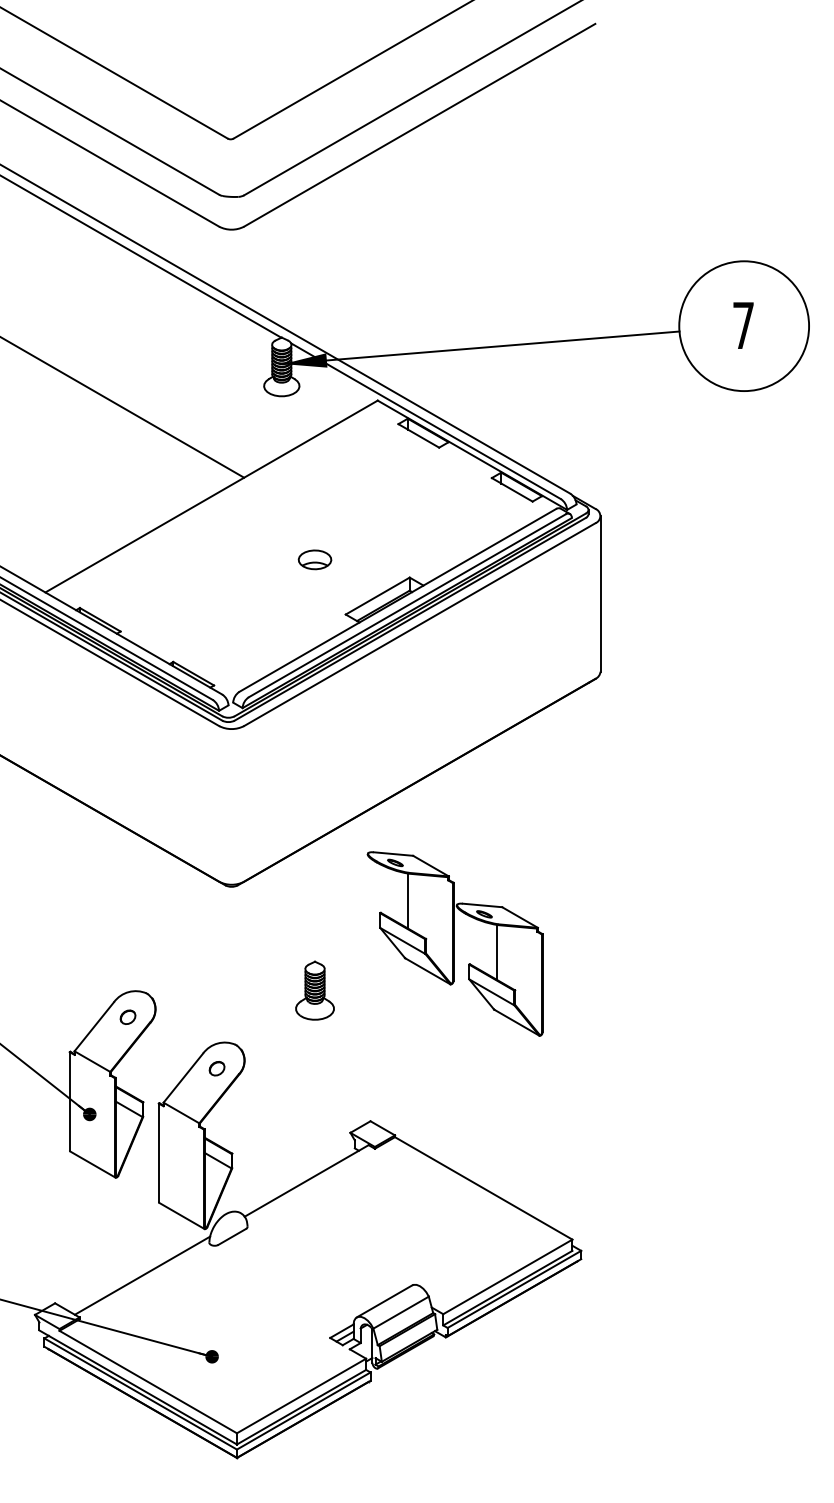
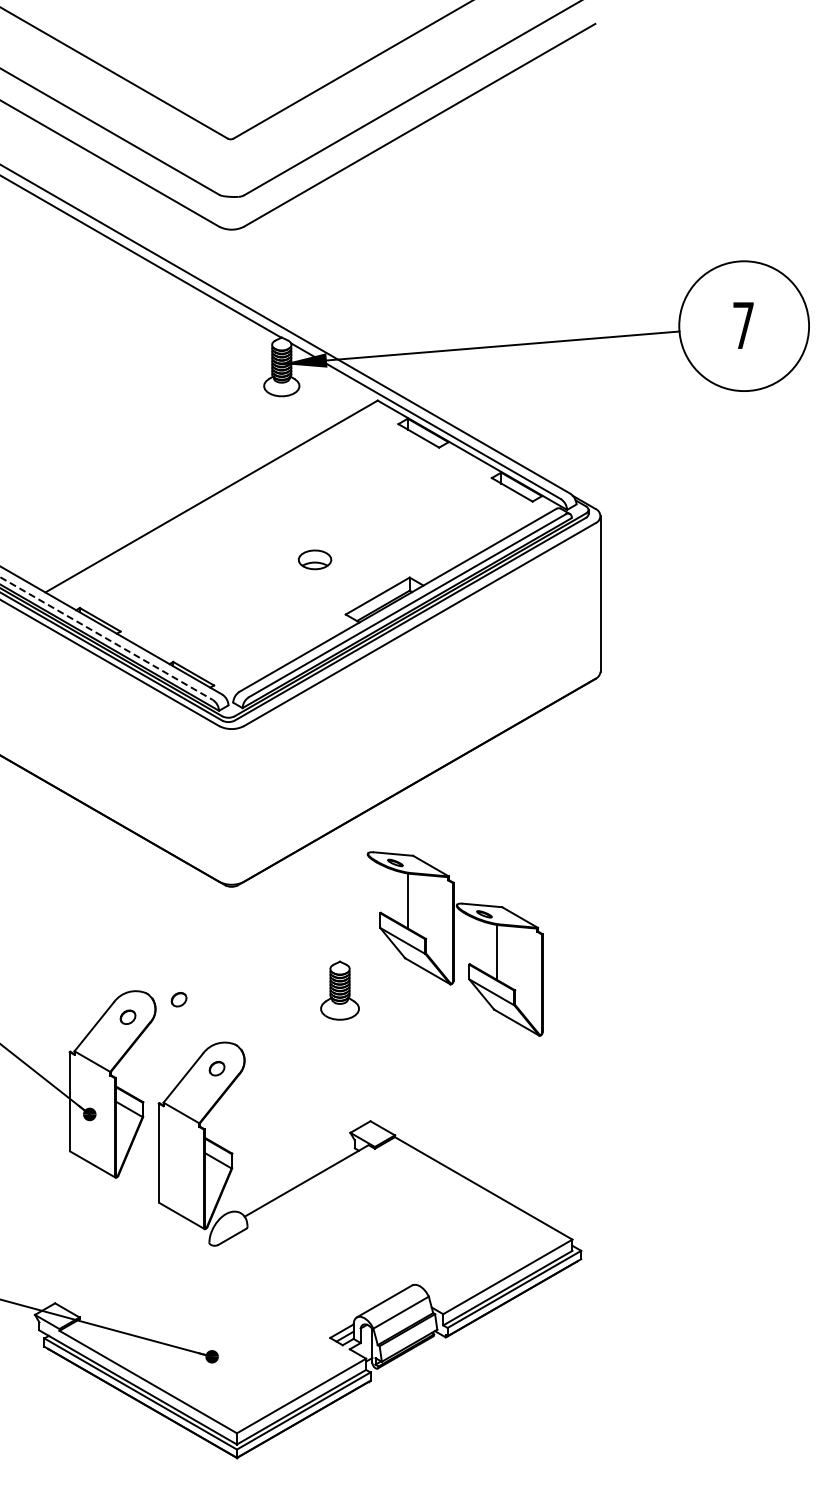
line: present -> none (123, 407)
line: solid -> dashed (107, 639)
part position: (314, 990) -> (339, 990) (339, 990)
part: none -> present (178, 999)
line: present -> none (142, 1275)
